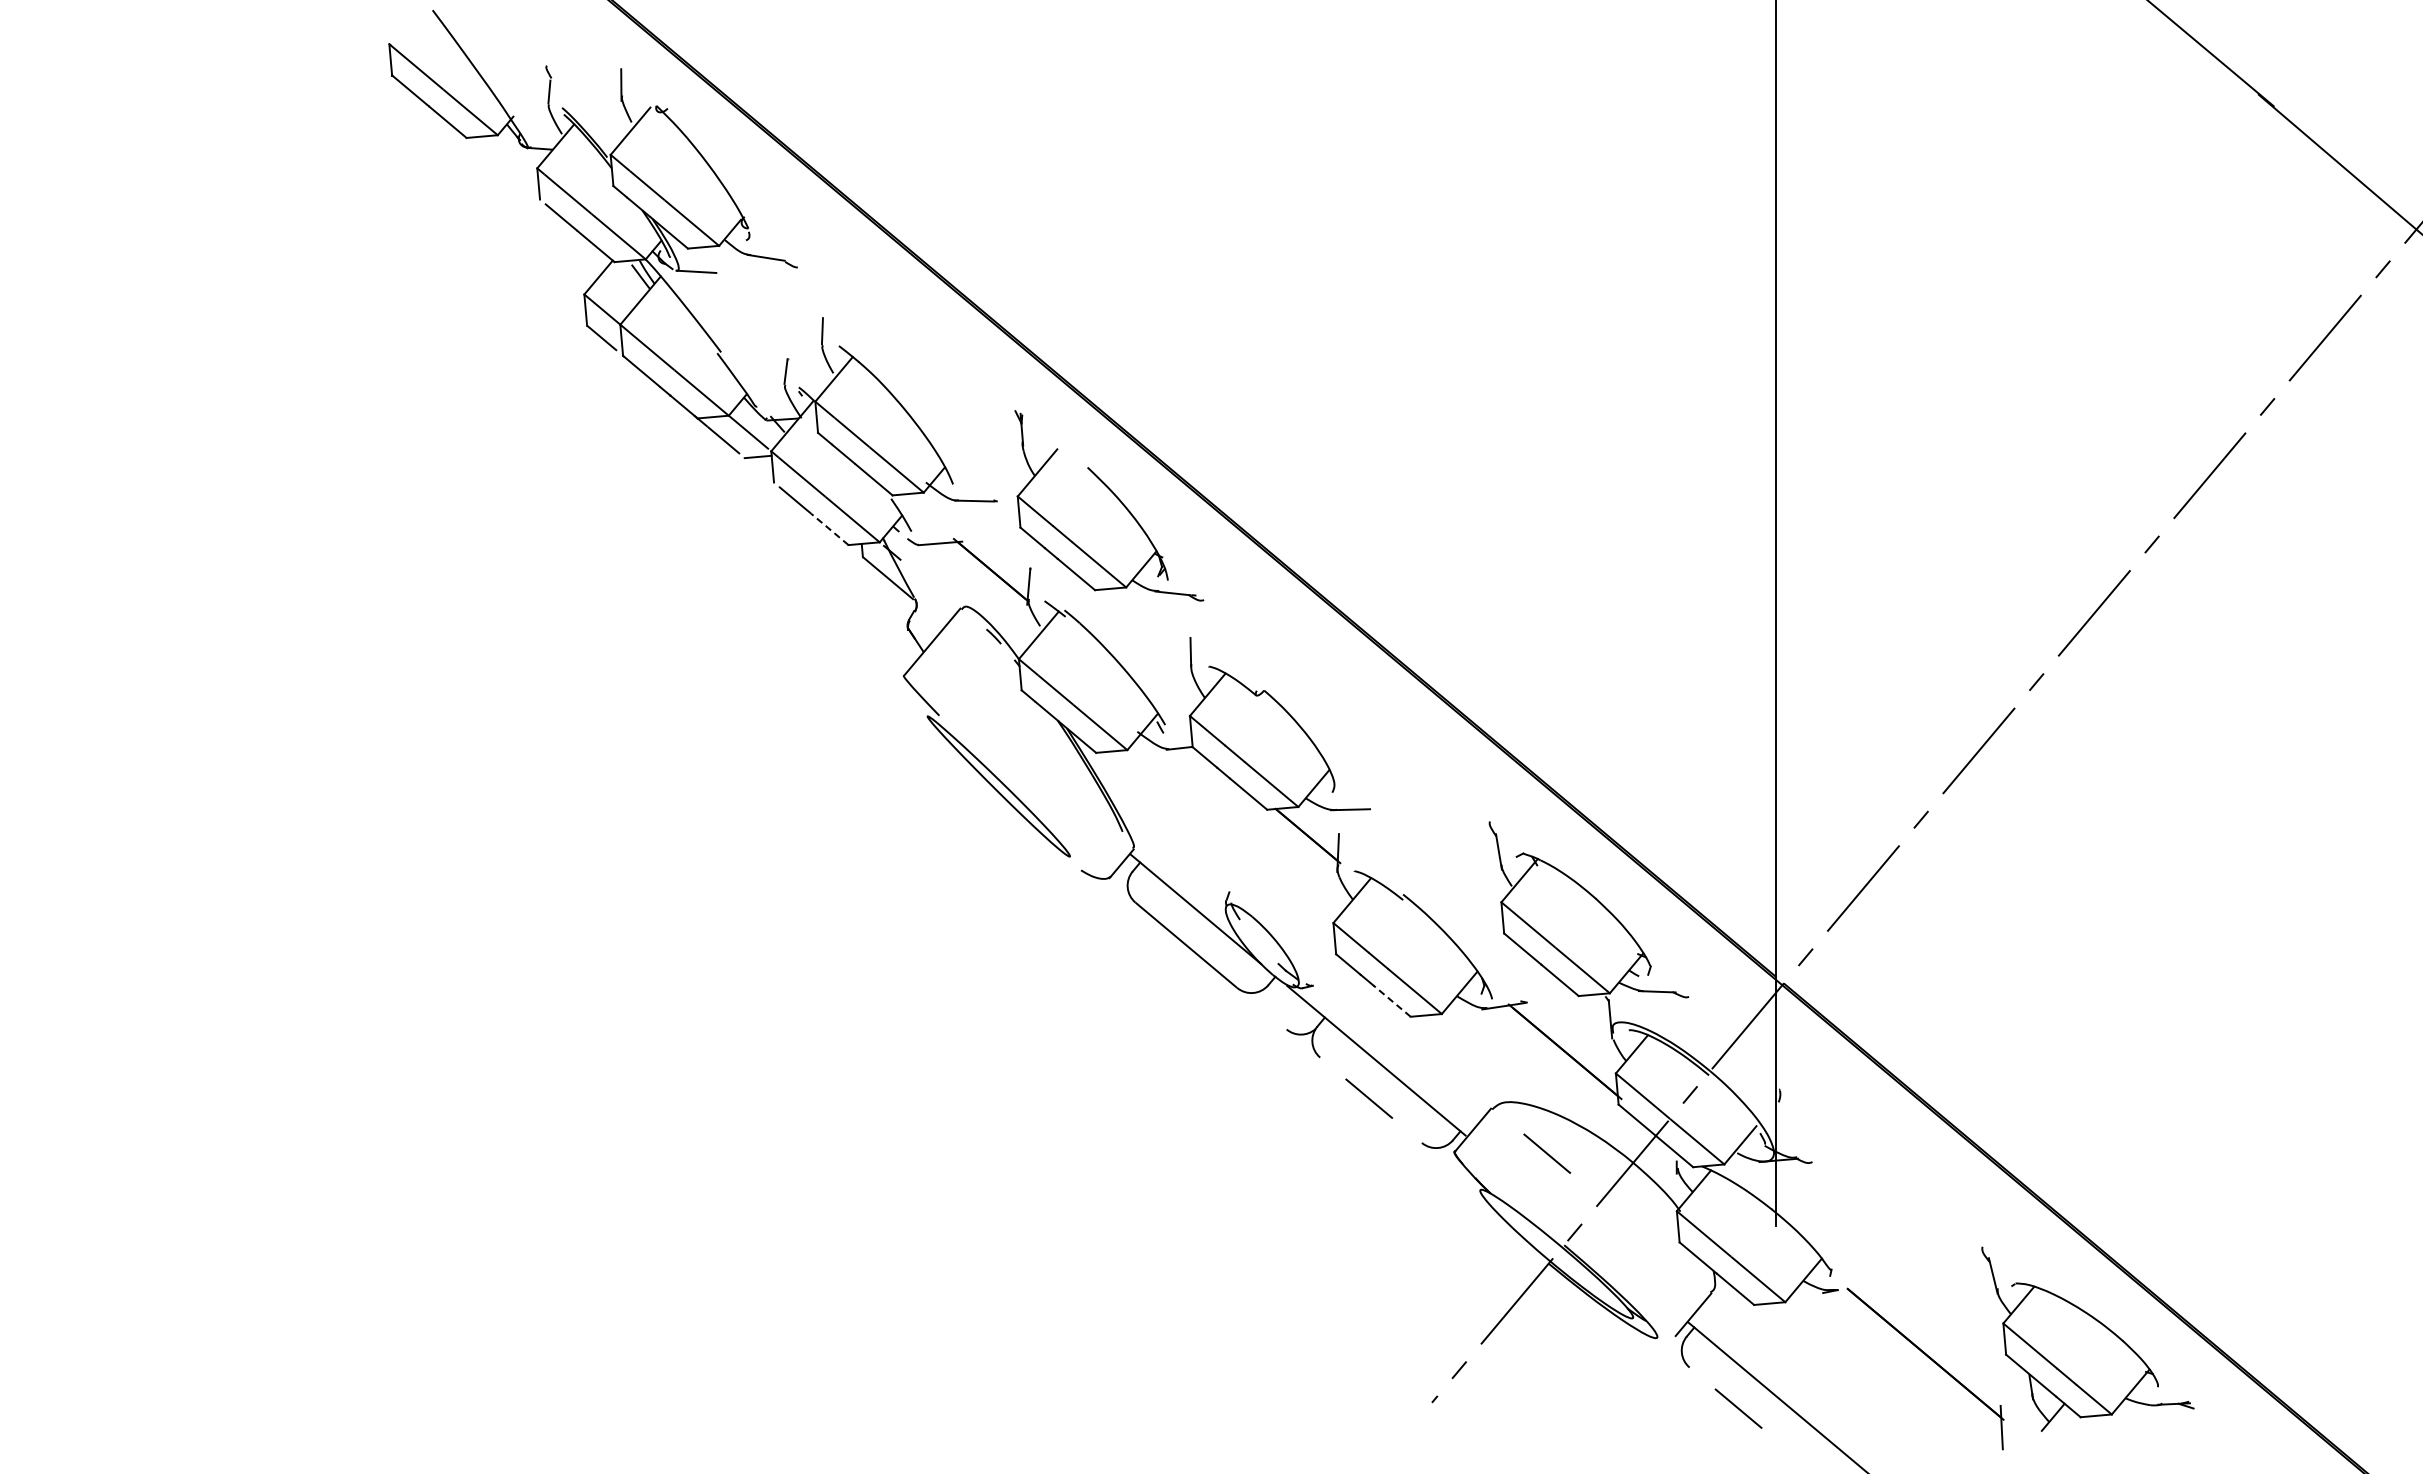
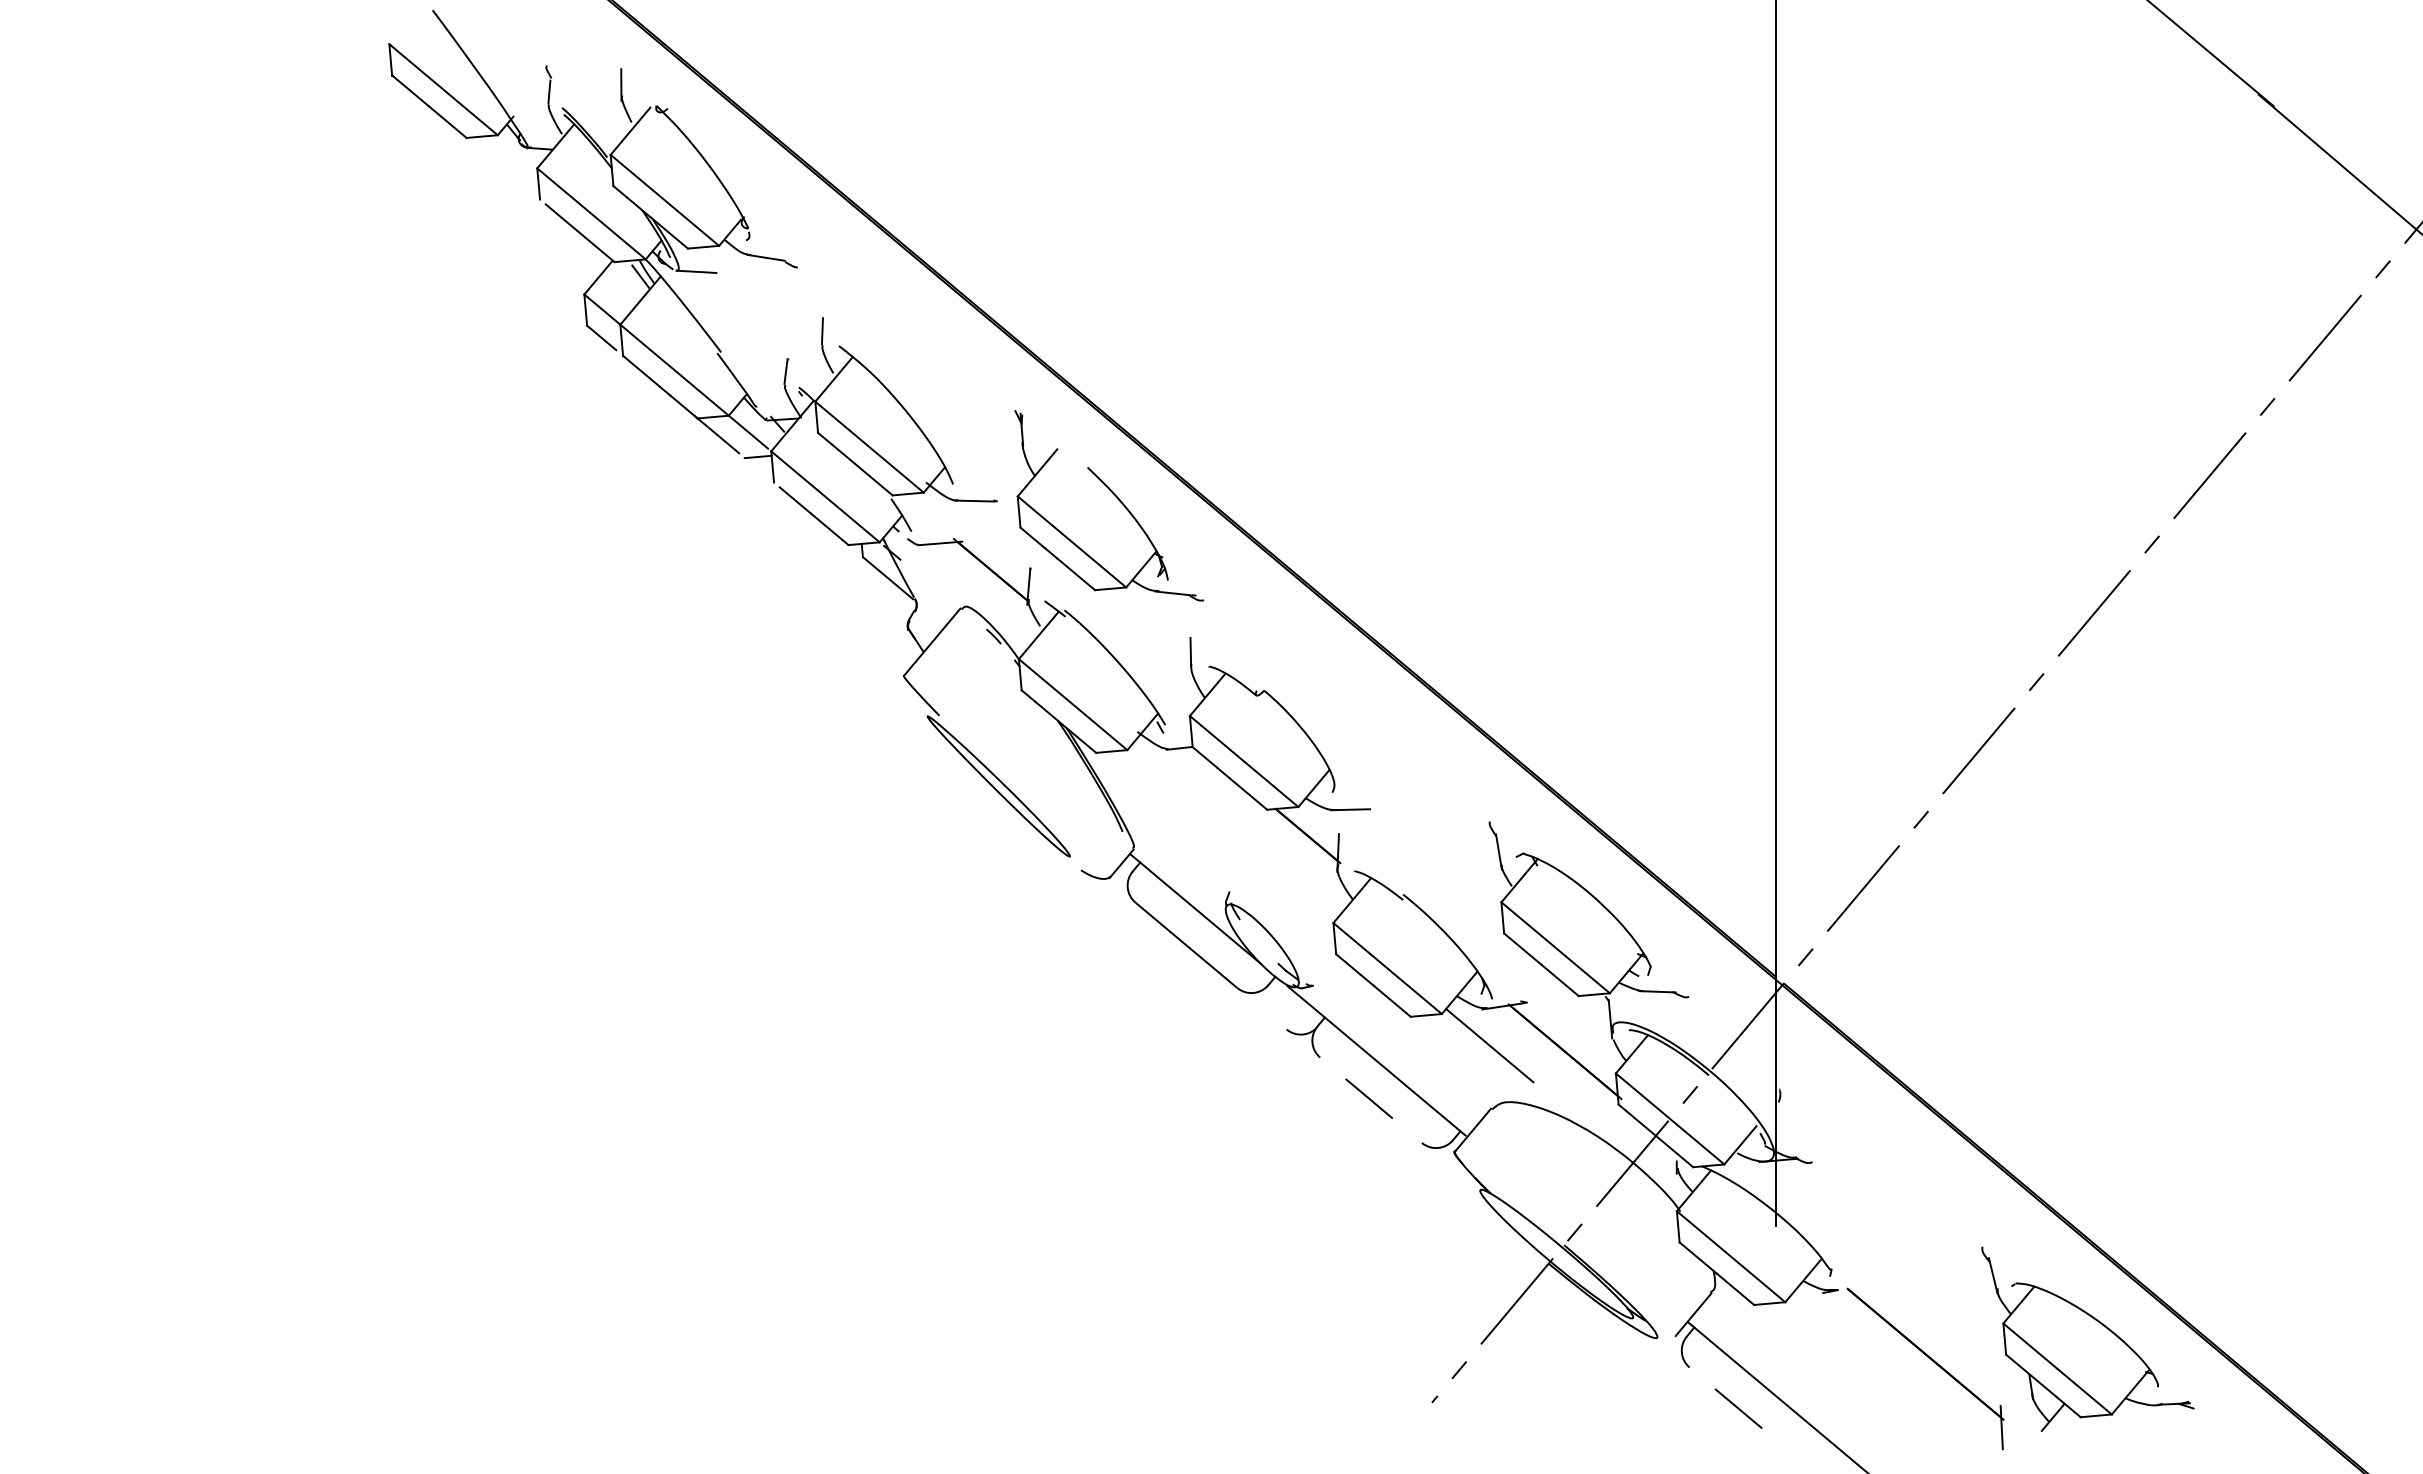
line: dashed -> solid (829, 529)
line: dashed -> solid (1391, 1000)
line: none -> present (1489, 1045)
line: present -> none (1547, 1153)
